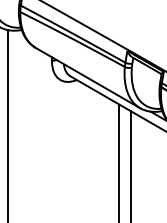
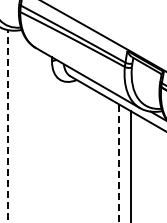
line: solid -> dashed (8, 126)
line: solid -> dashed (119, 163)
